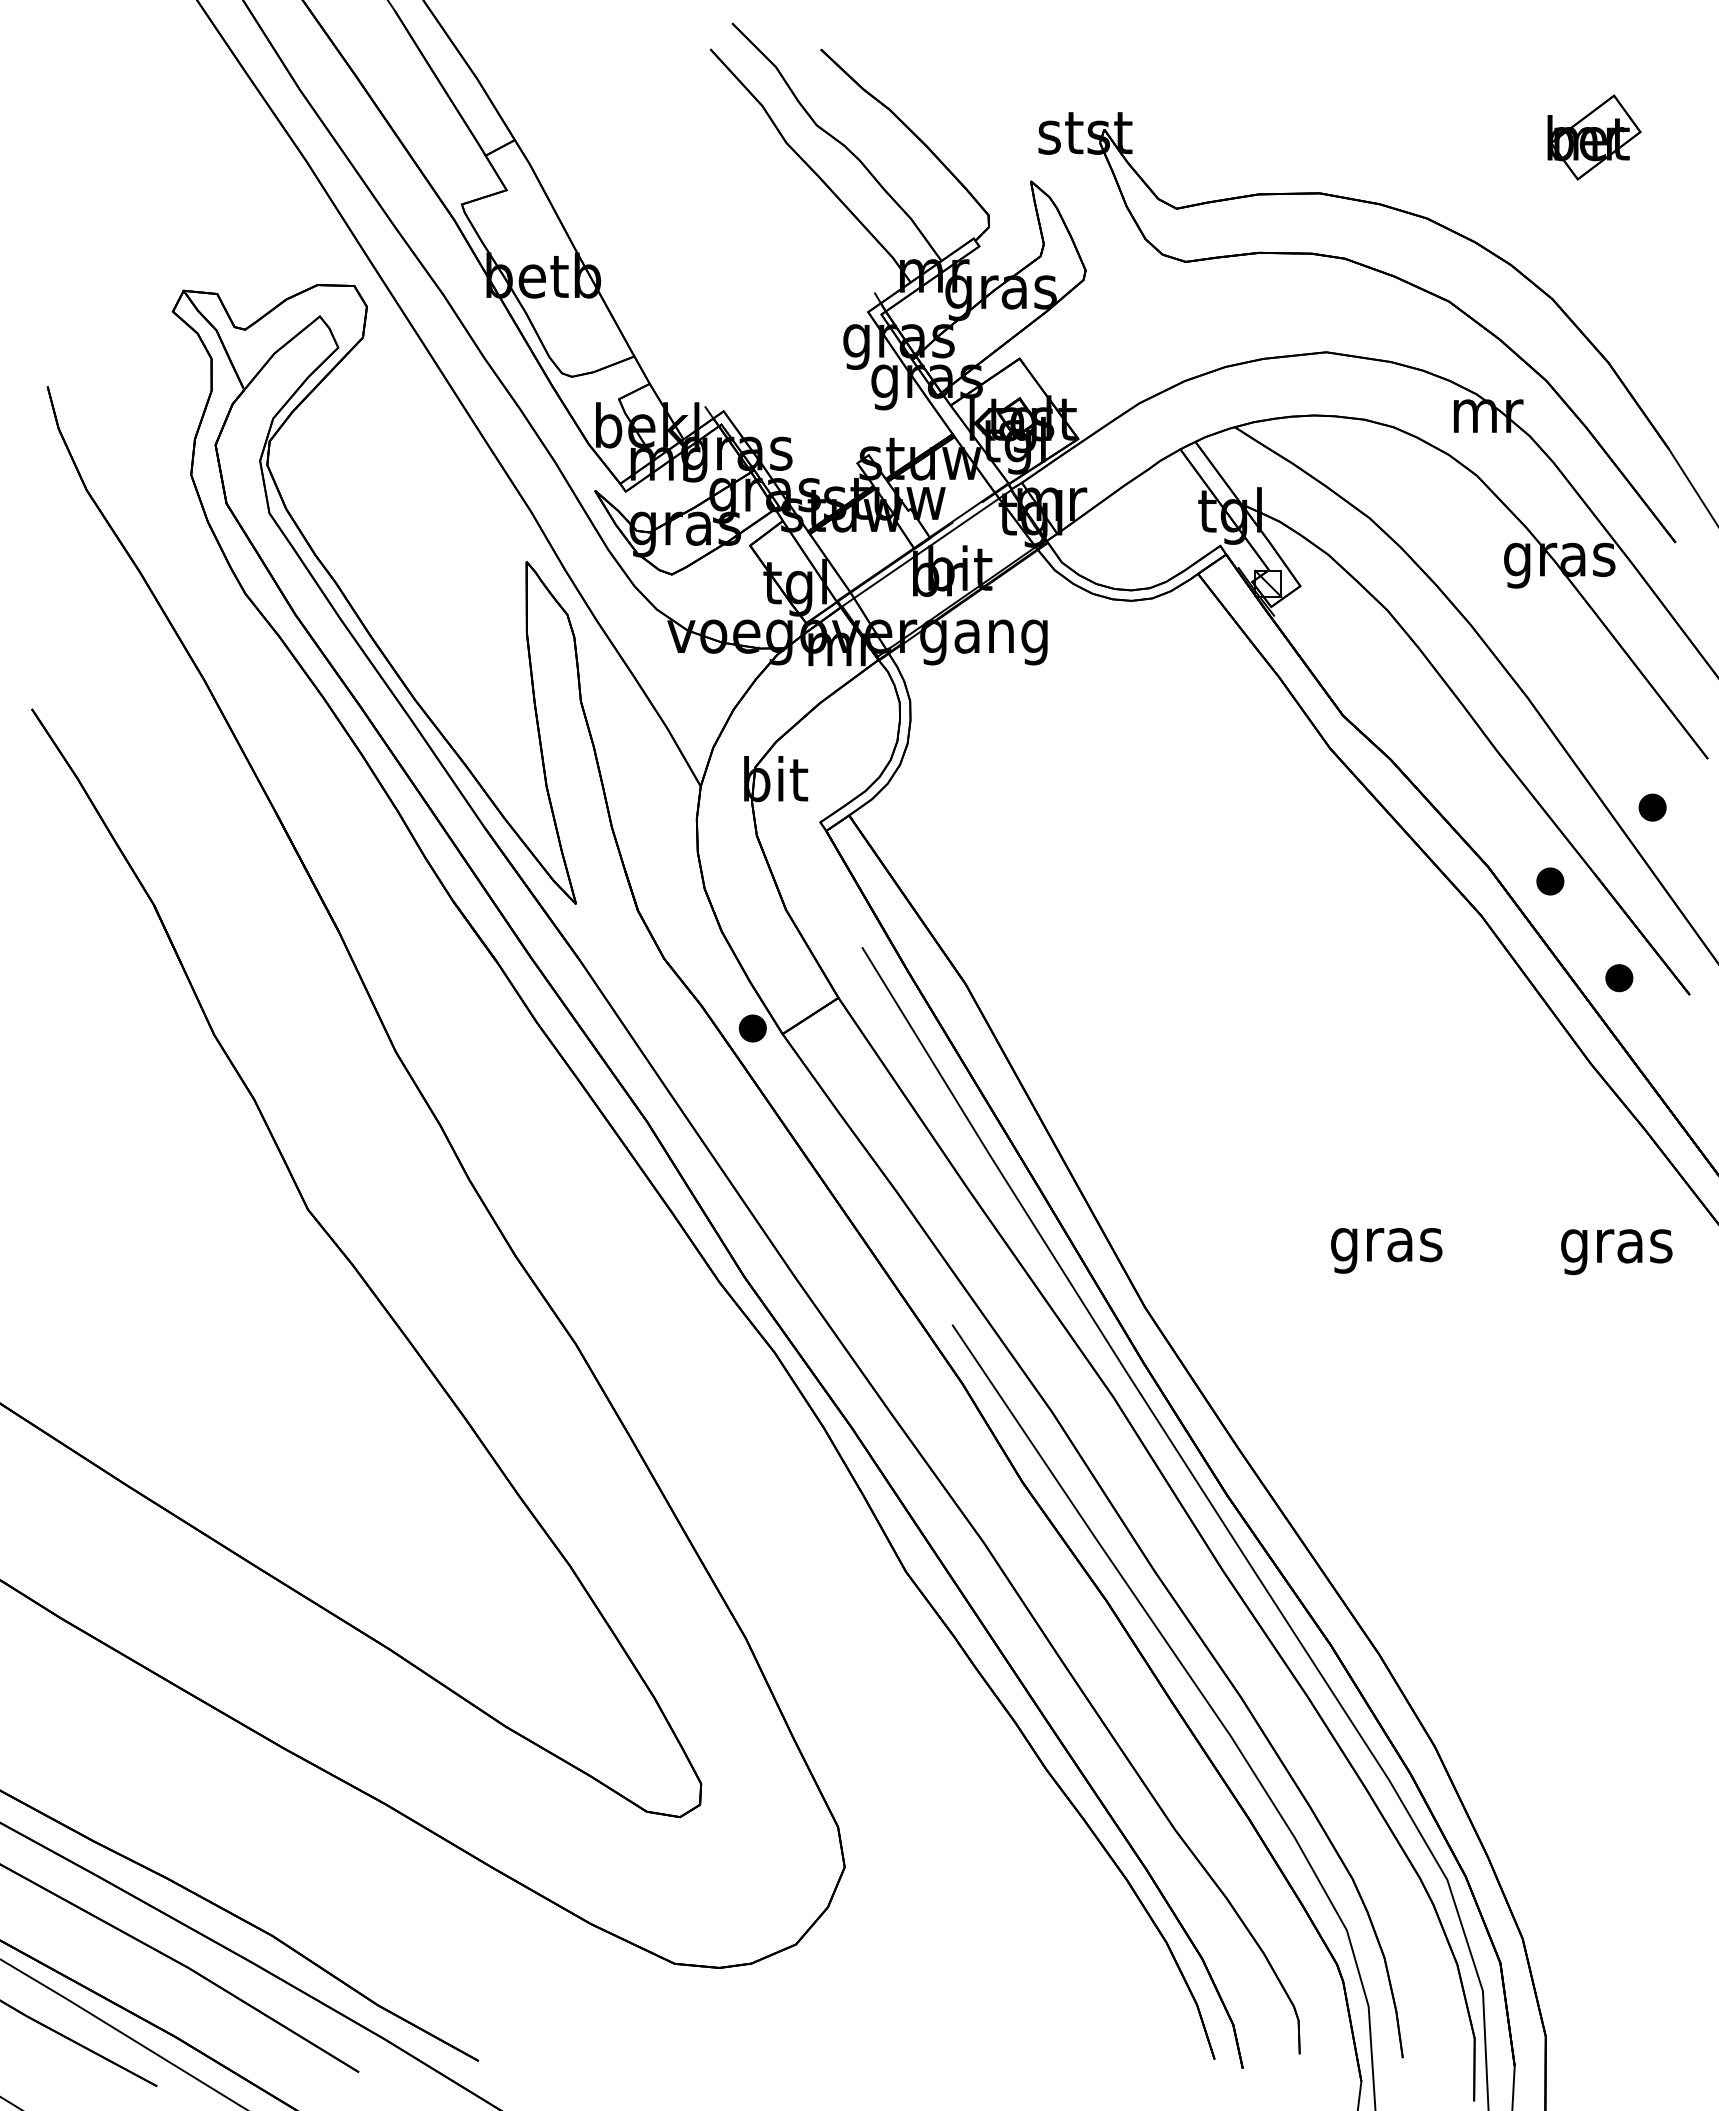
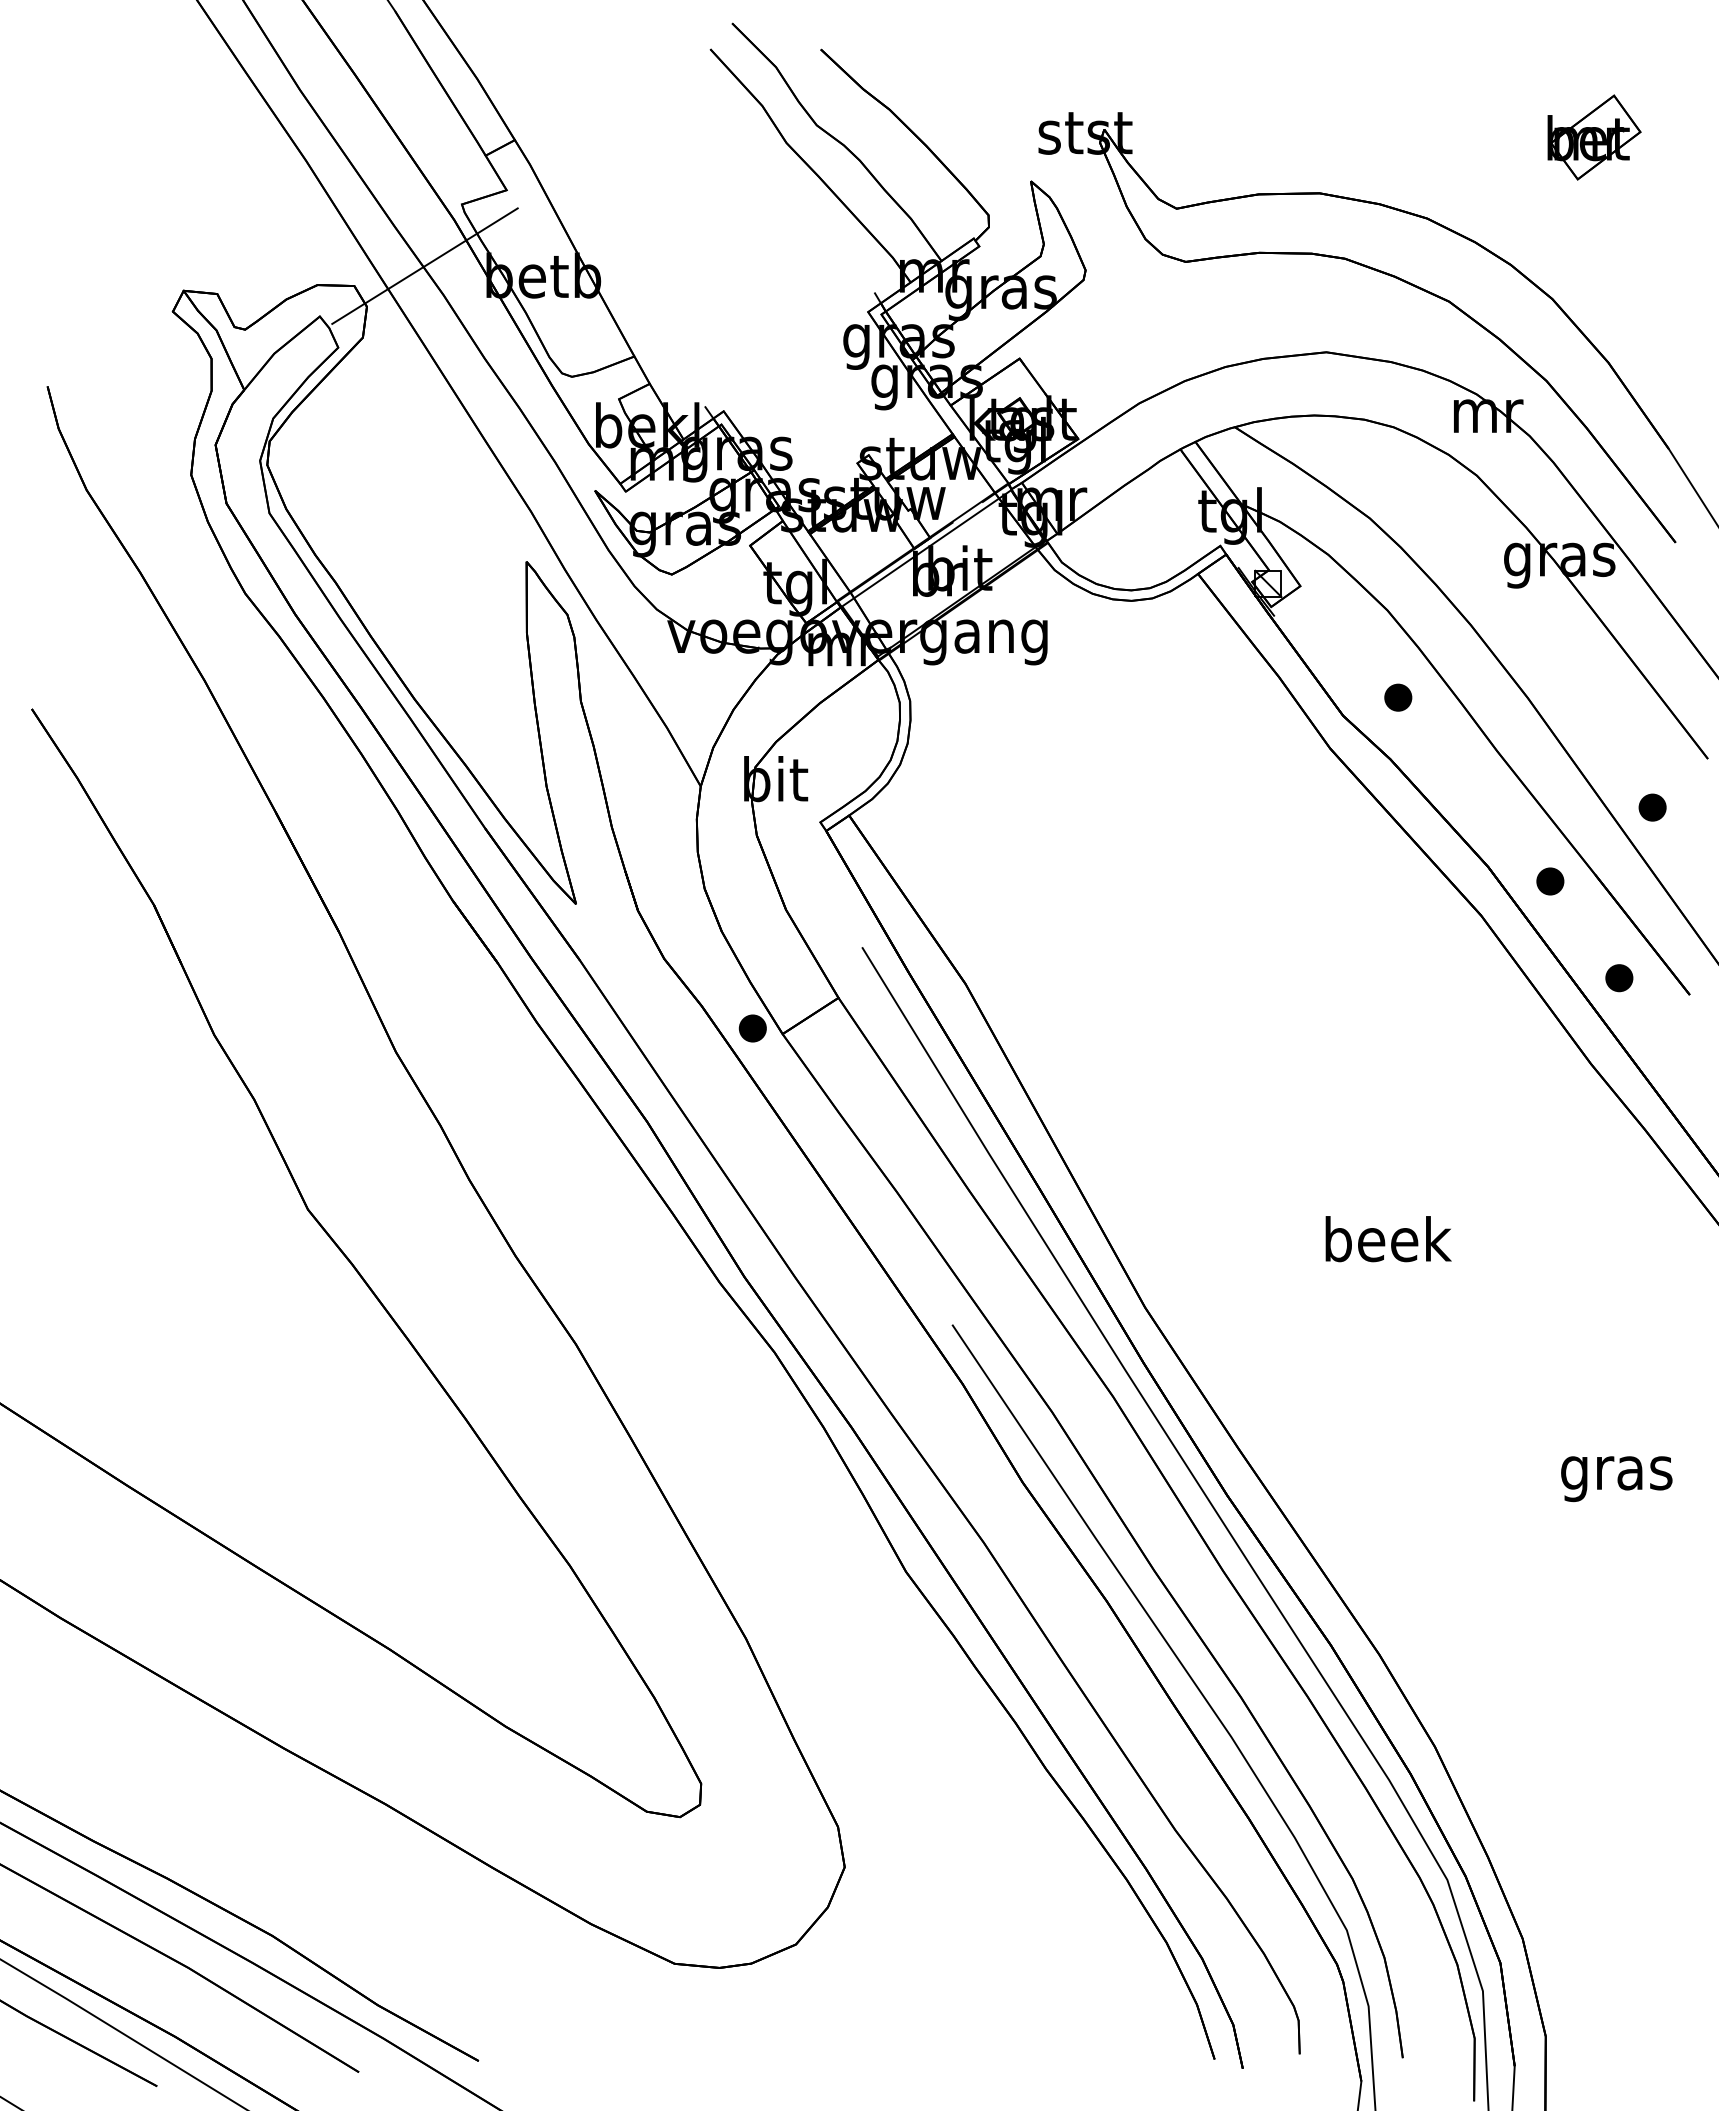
line: none -> present (424, 265)
part: none -> present (1398, 697)
text: gras -> beek (1388, 1244)
text position: (1616, 1252) -> (1616, 1479) (1616, 1479)
